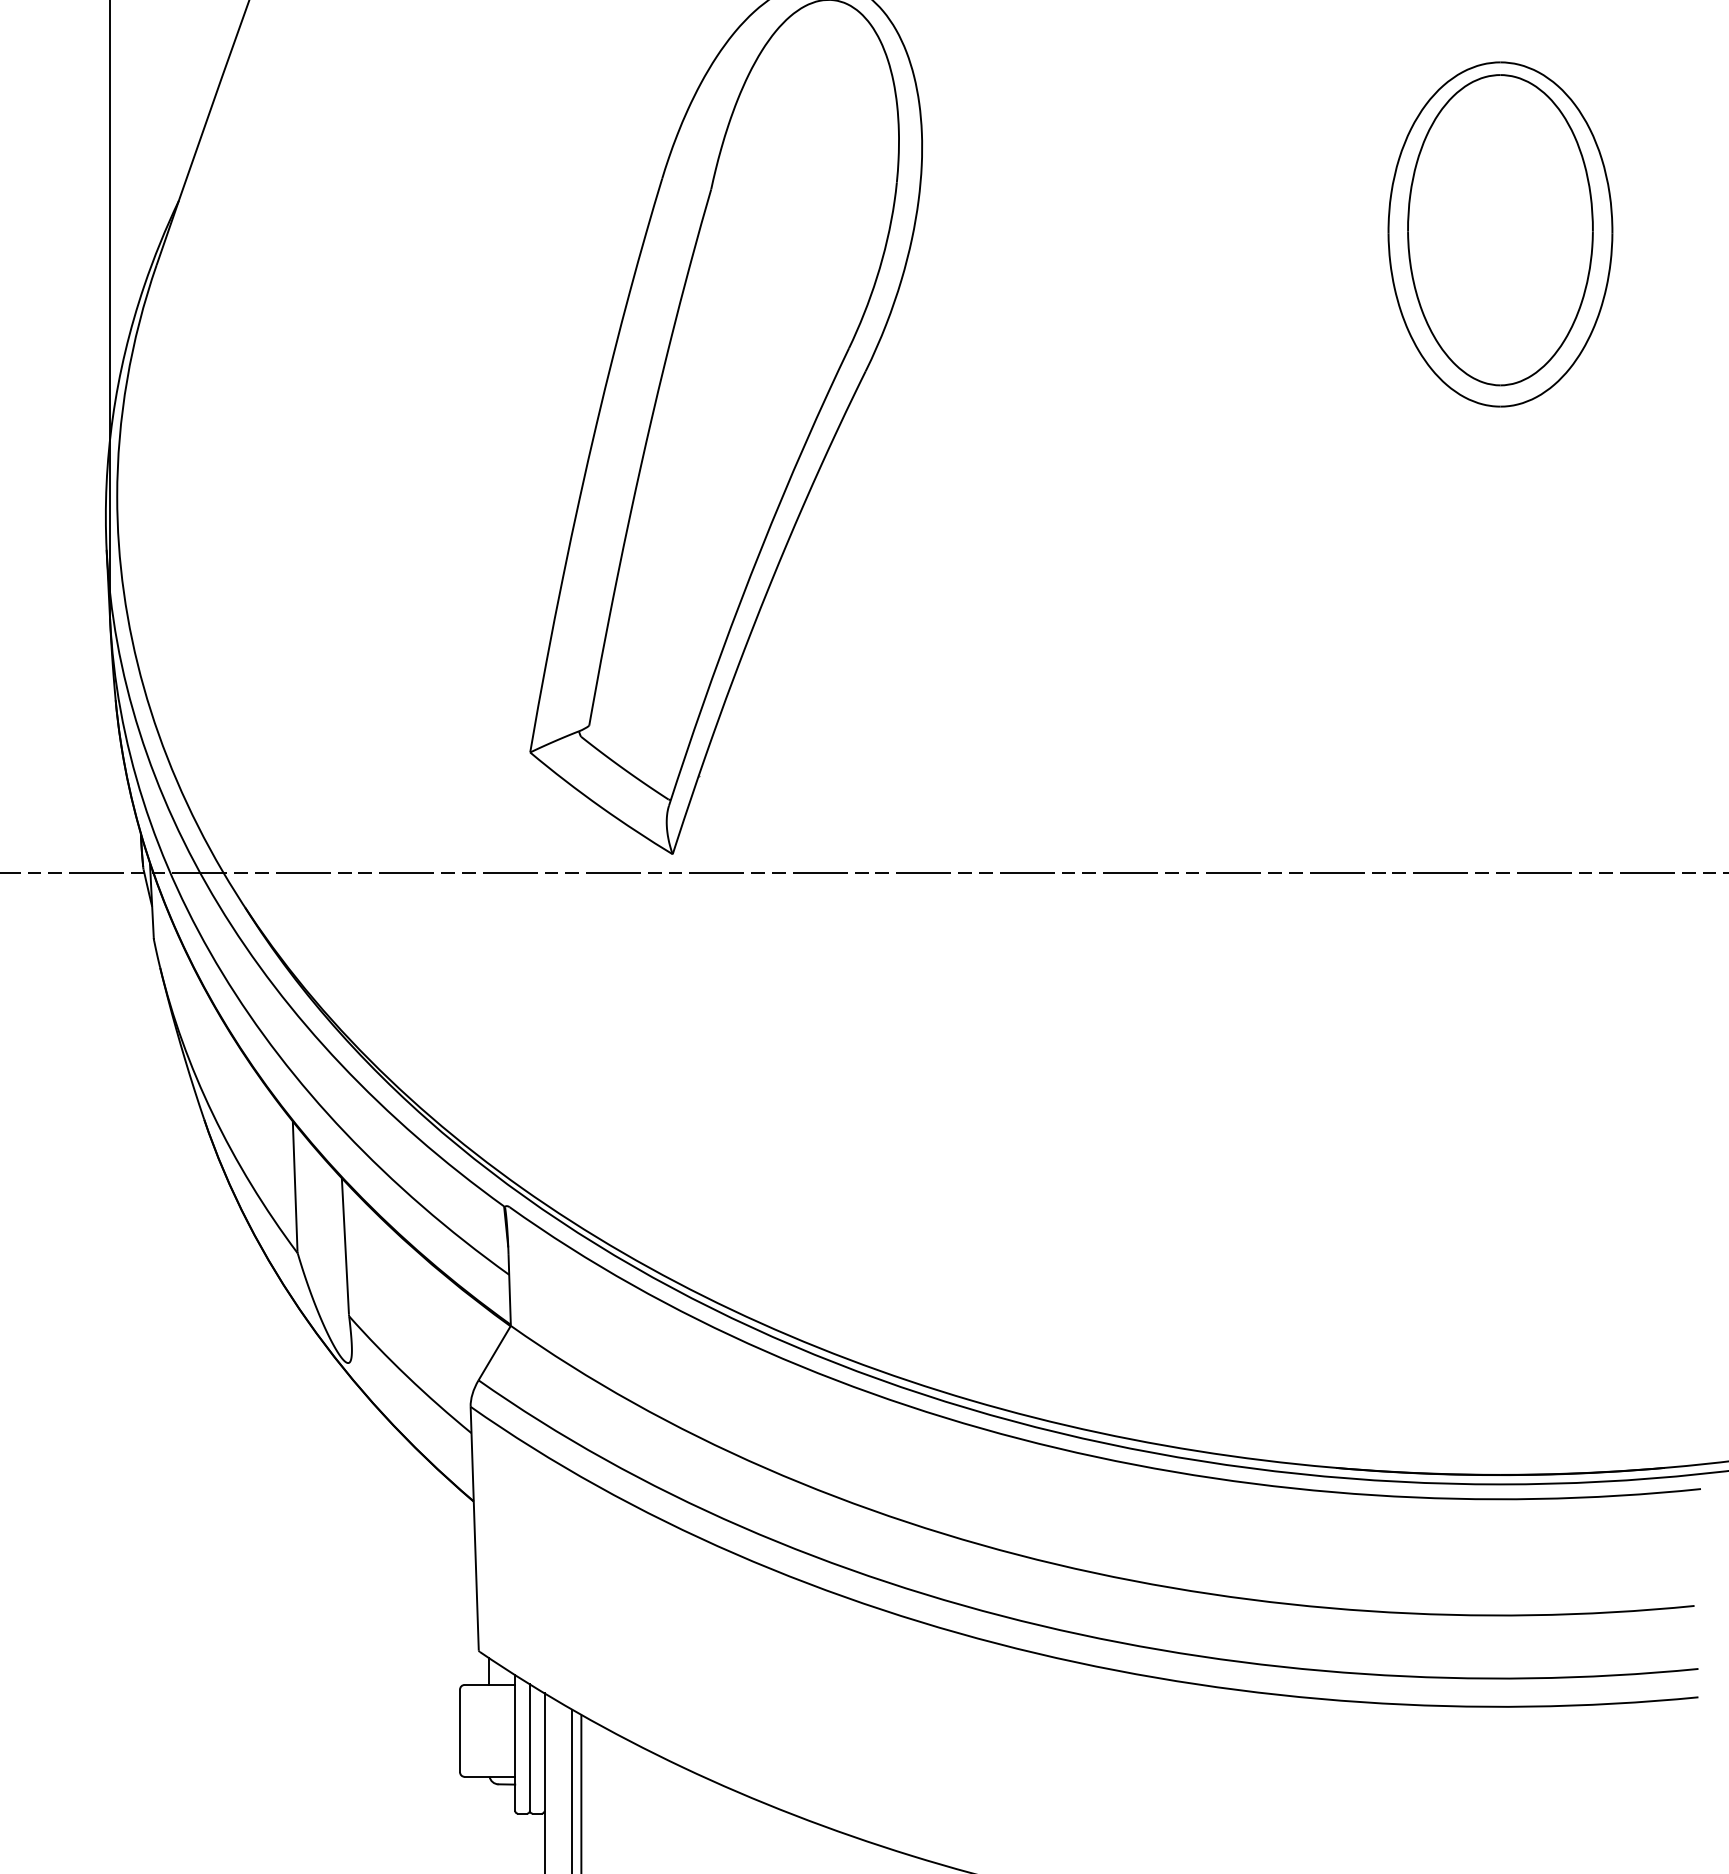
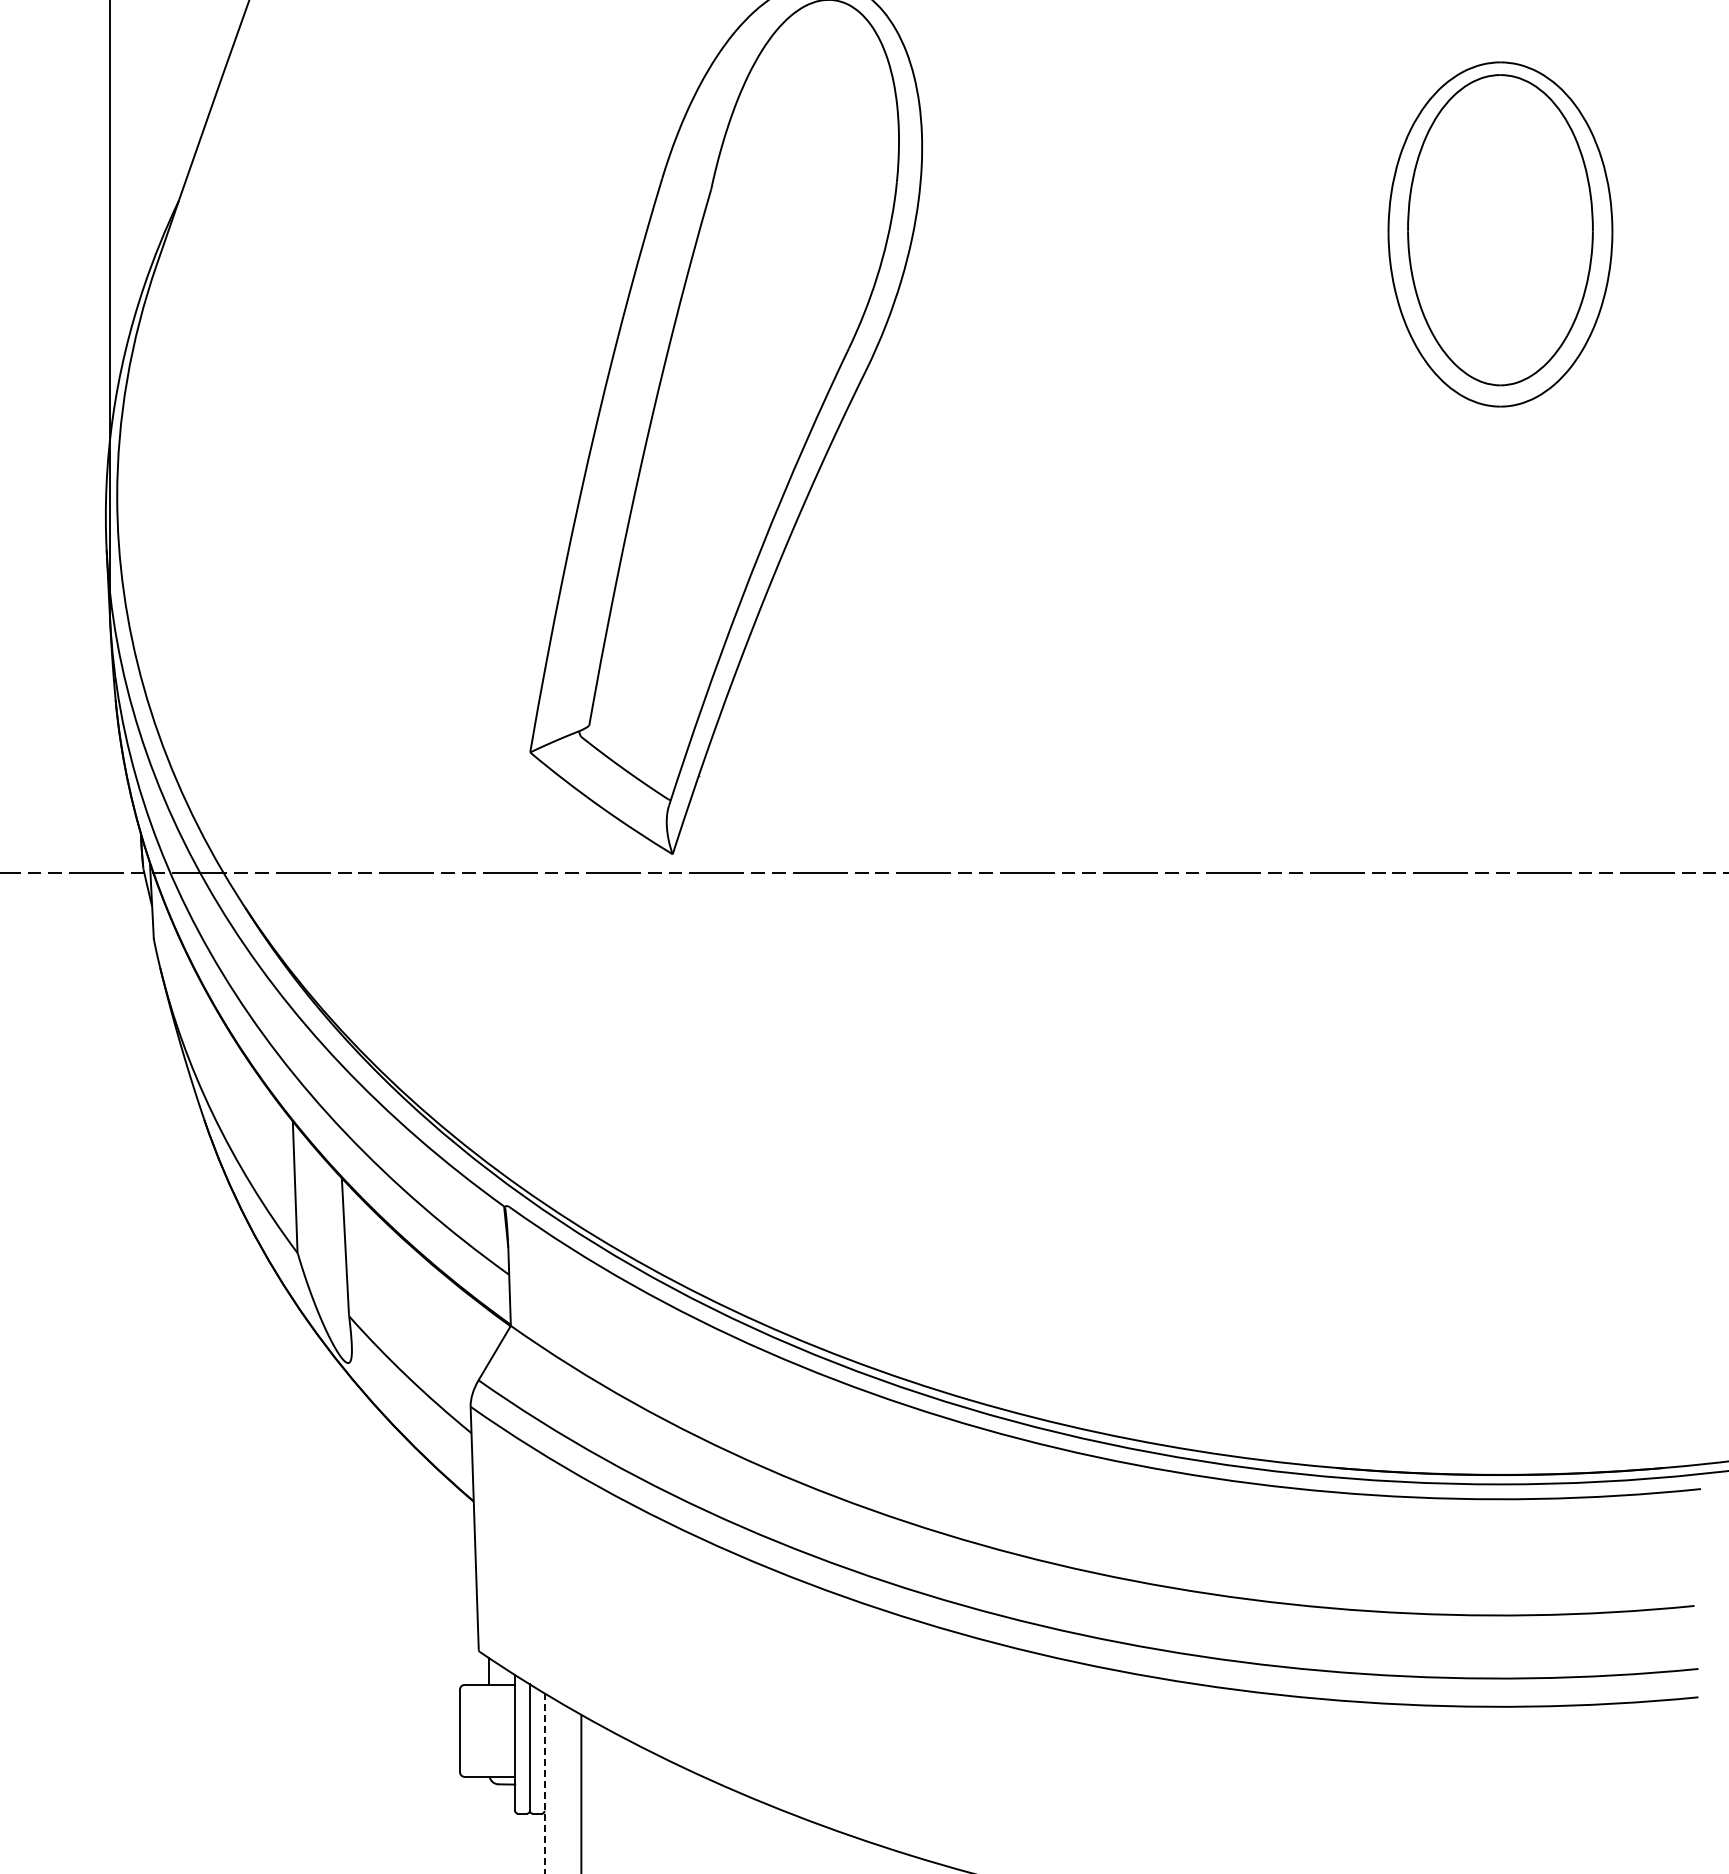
line: solid -> dashed (544, 1783)
line: present -> none (572, 1789)
